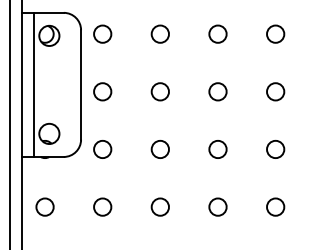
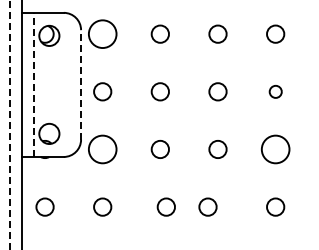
circle diameter: 17 px -> 28 px (102, 34)
line: solid -> dashed (33, 84)
line: solid -> dashed (81, 84)
circle size: 20x20 px -> 15x14 px (275, 91)
line: solid -> dashed (10, 124)
circle diameter: 17 px -> 28 px (102, 149)
circle diameter: 17 px -> 28 px (275, 149)
circle position: (159, 206) -> (165, 206) (165, 206)
circle position: (217, 206) -> (207, 206) (207, 206)
